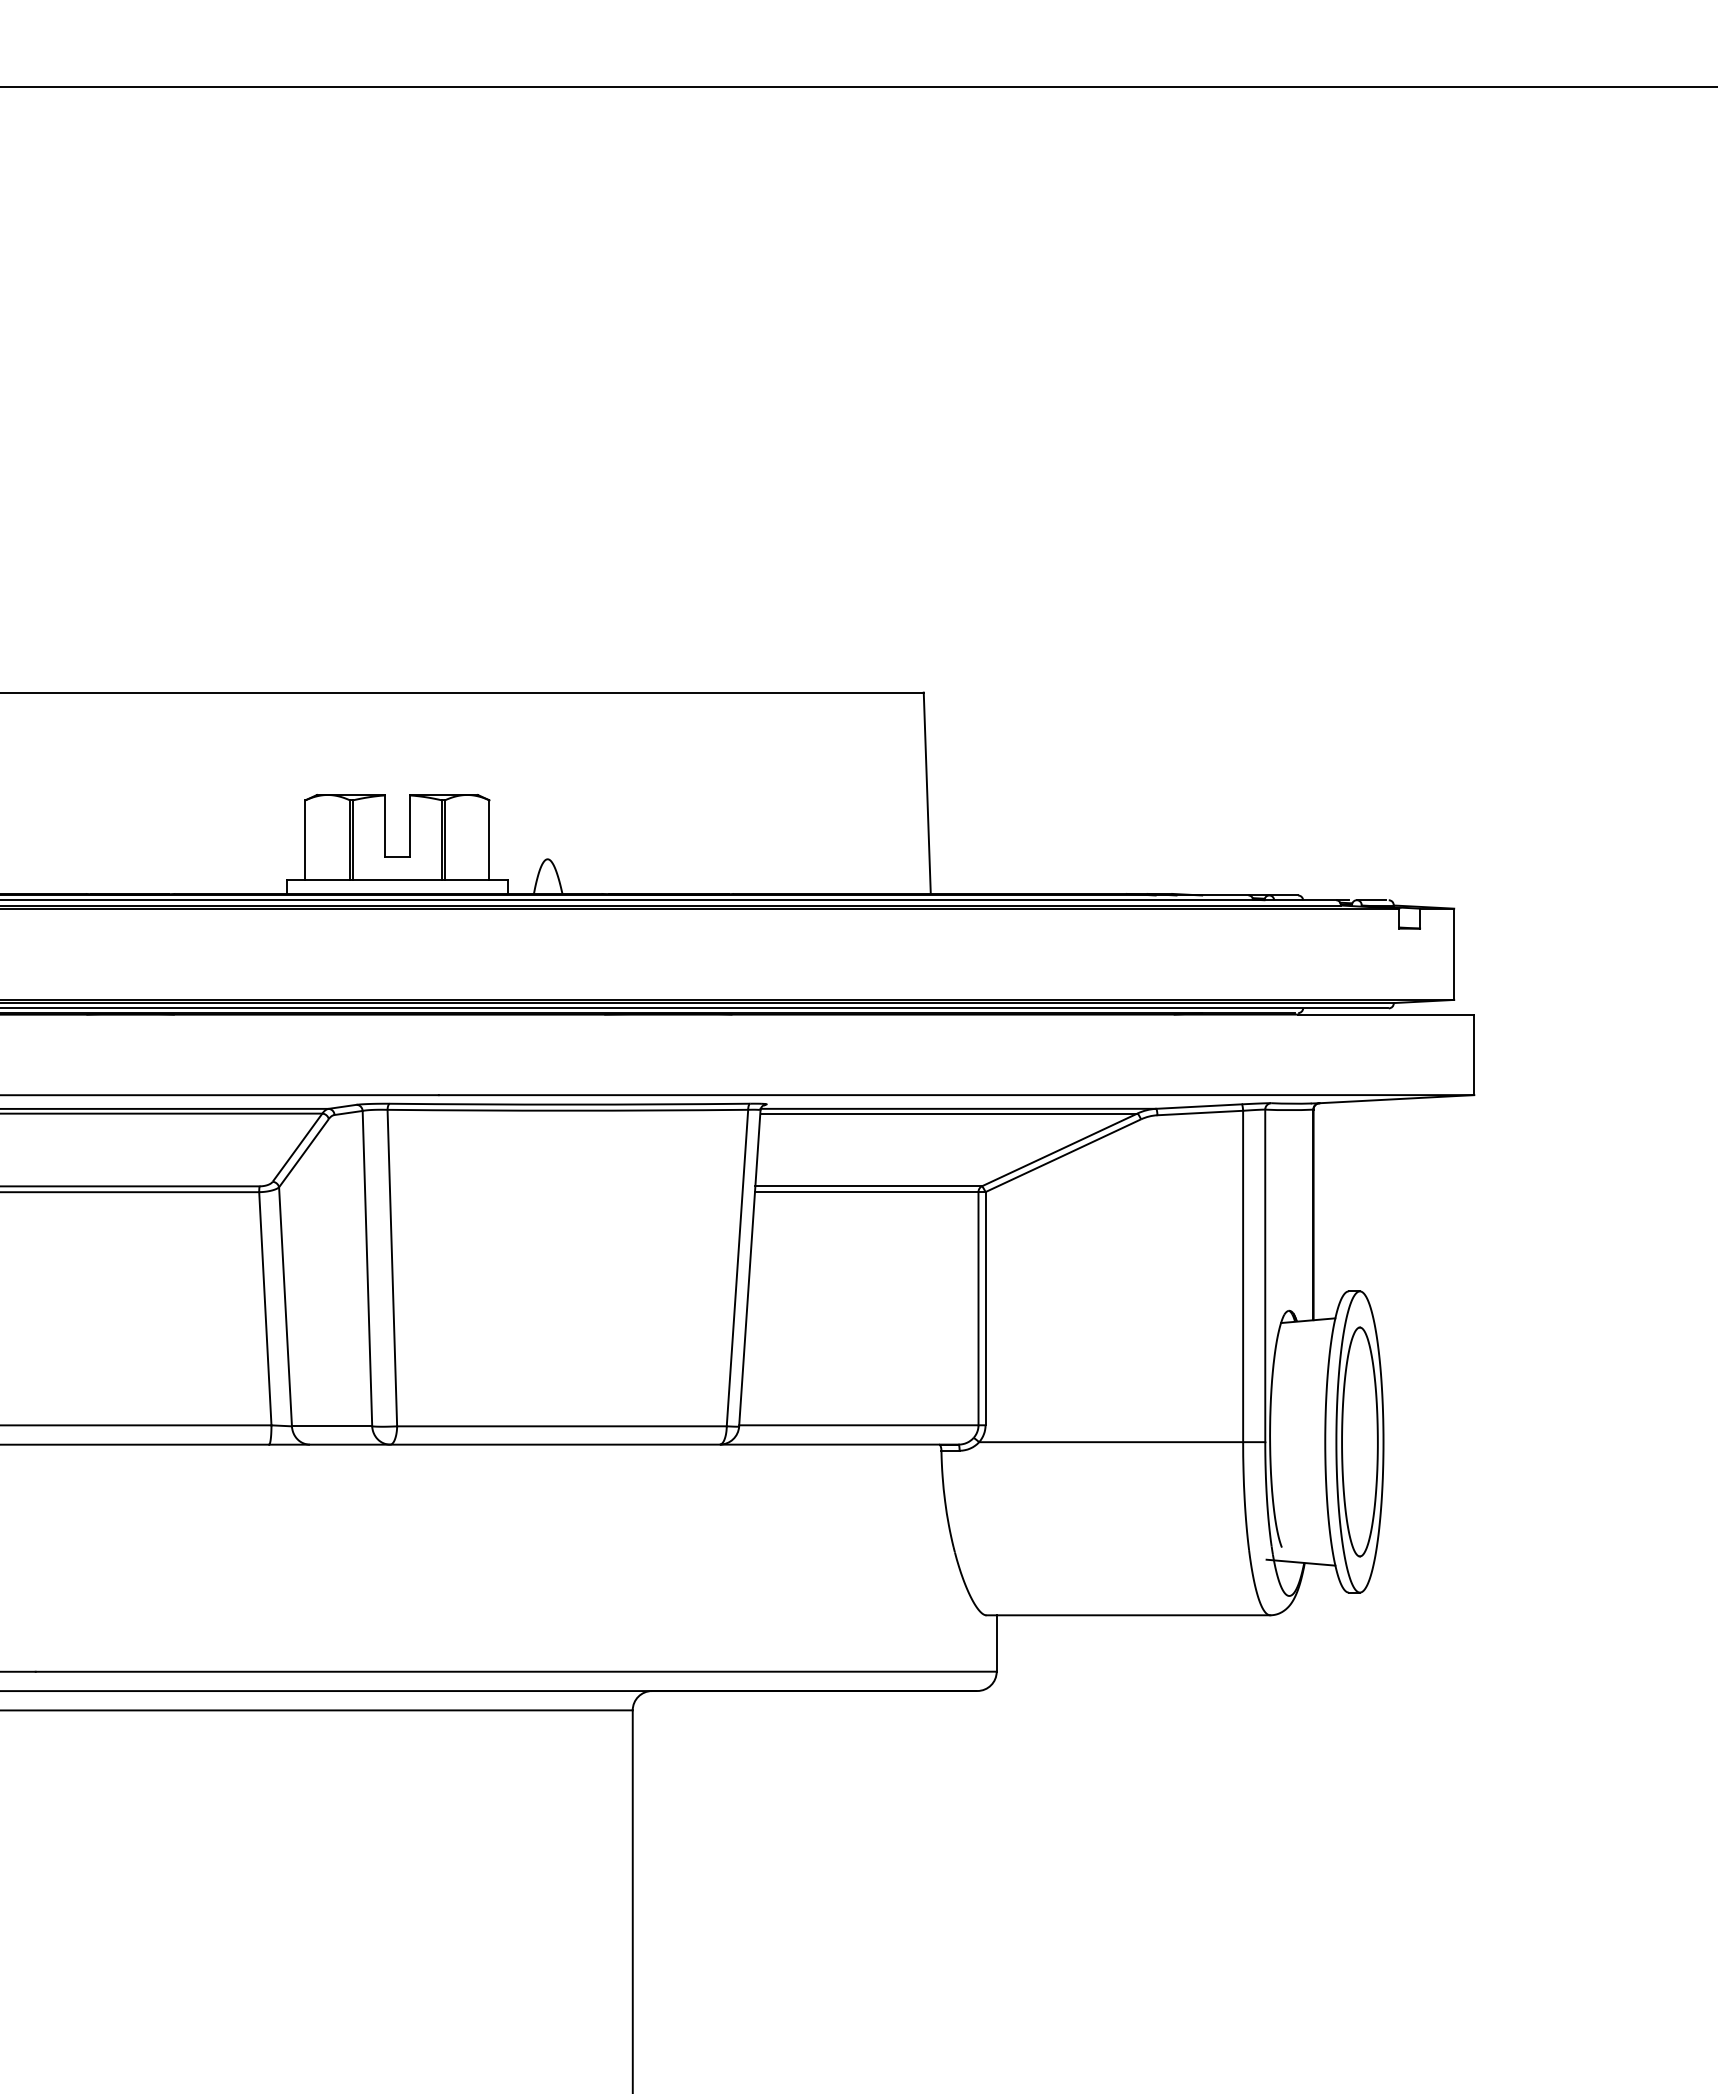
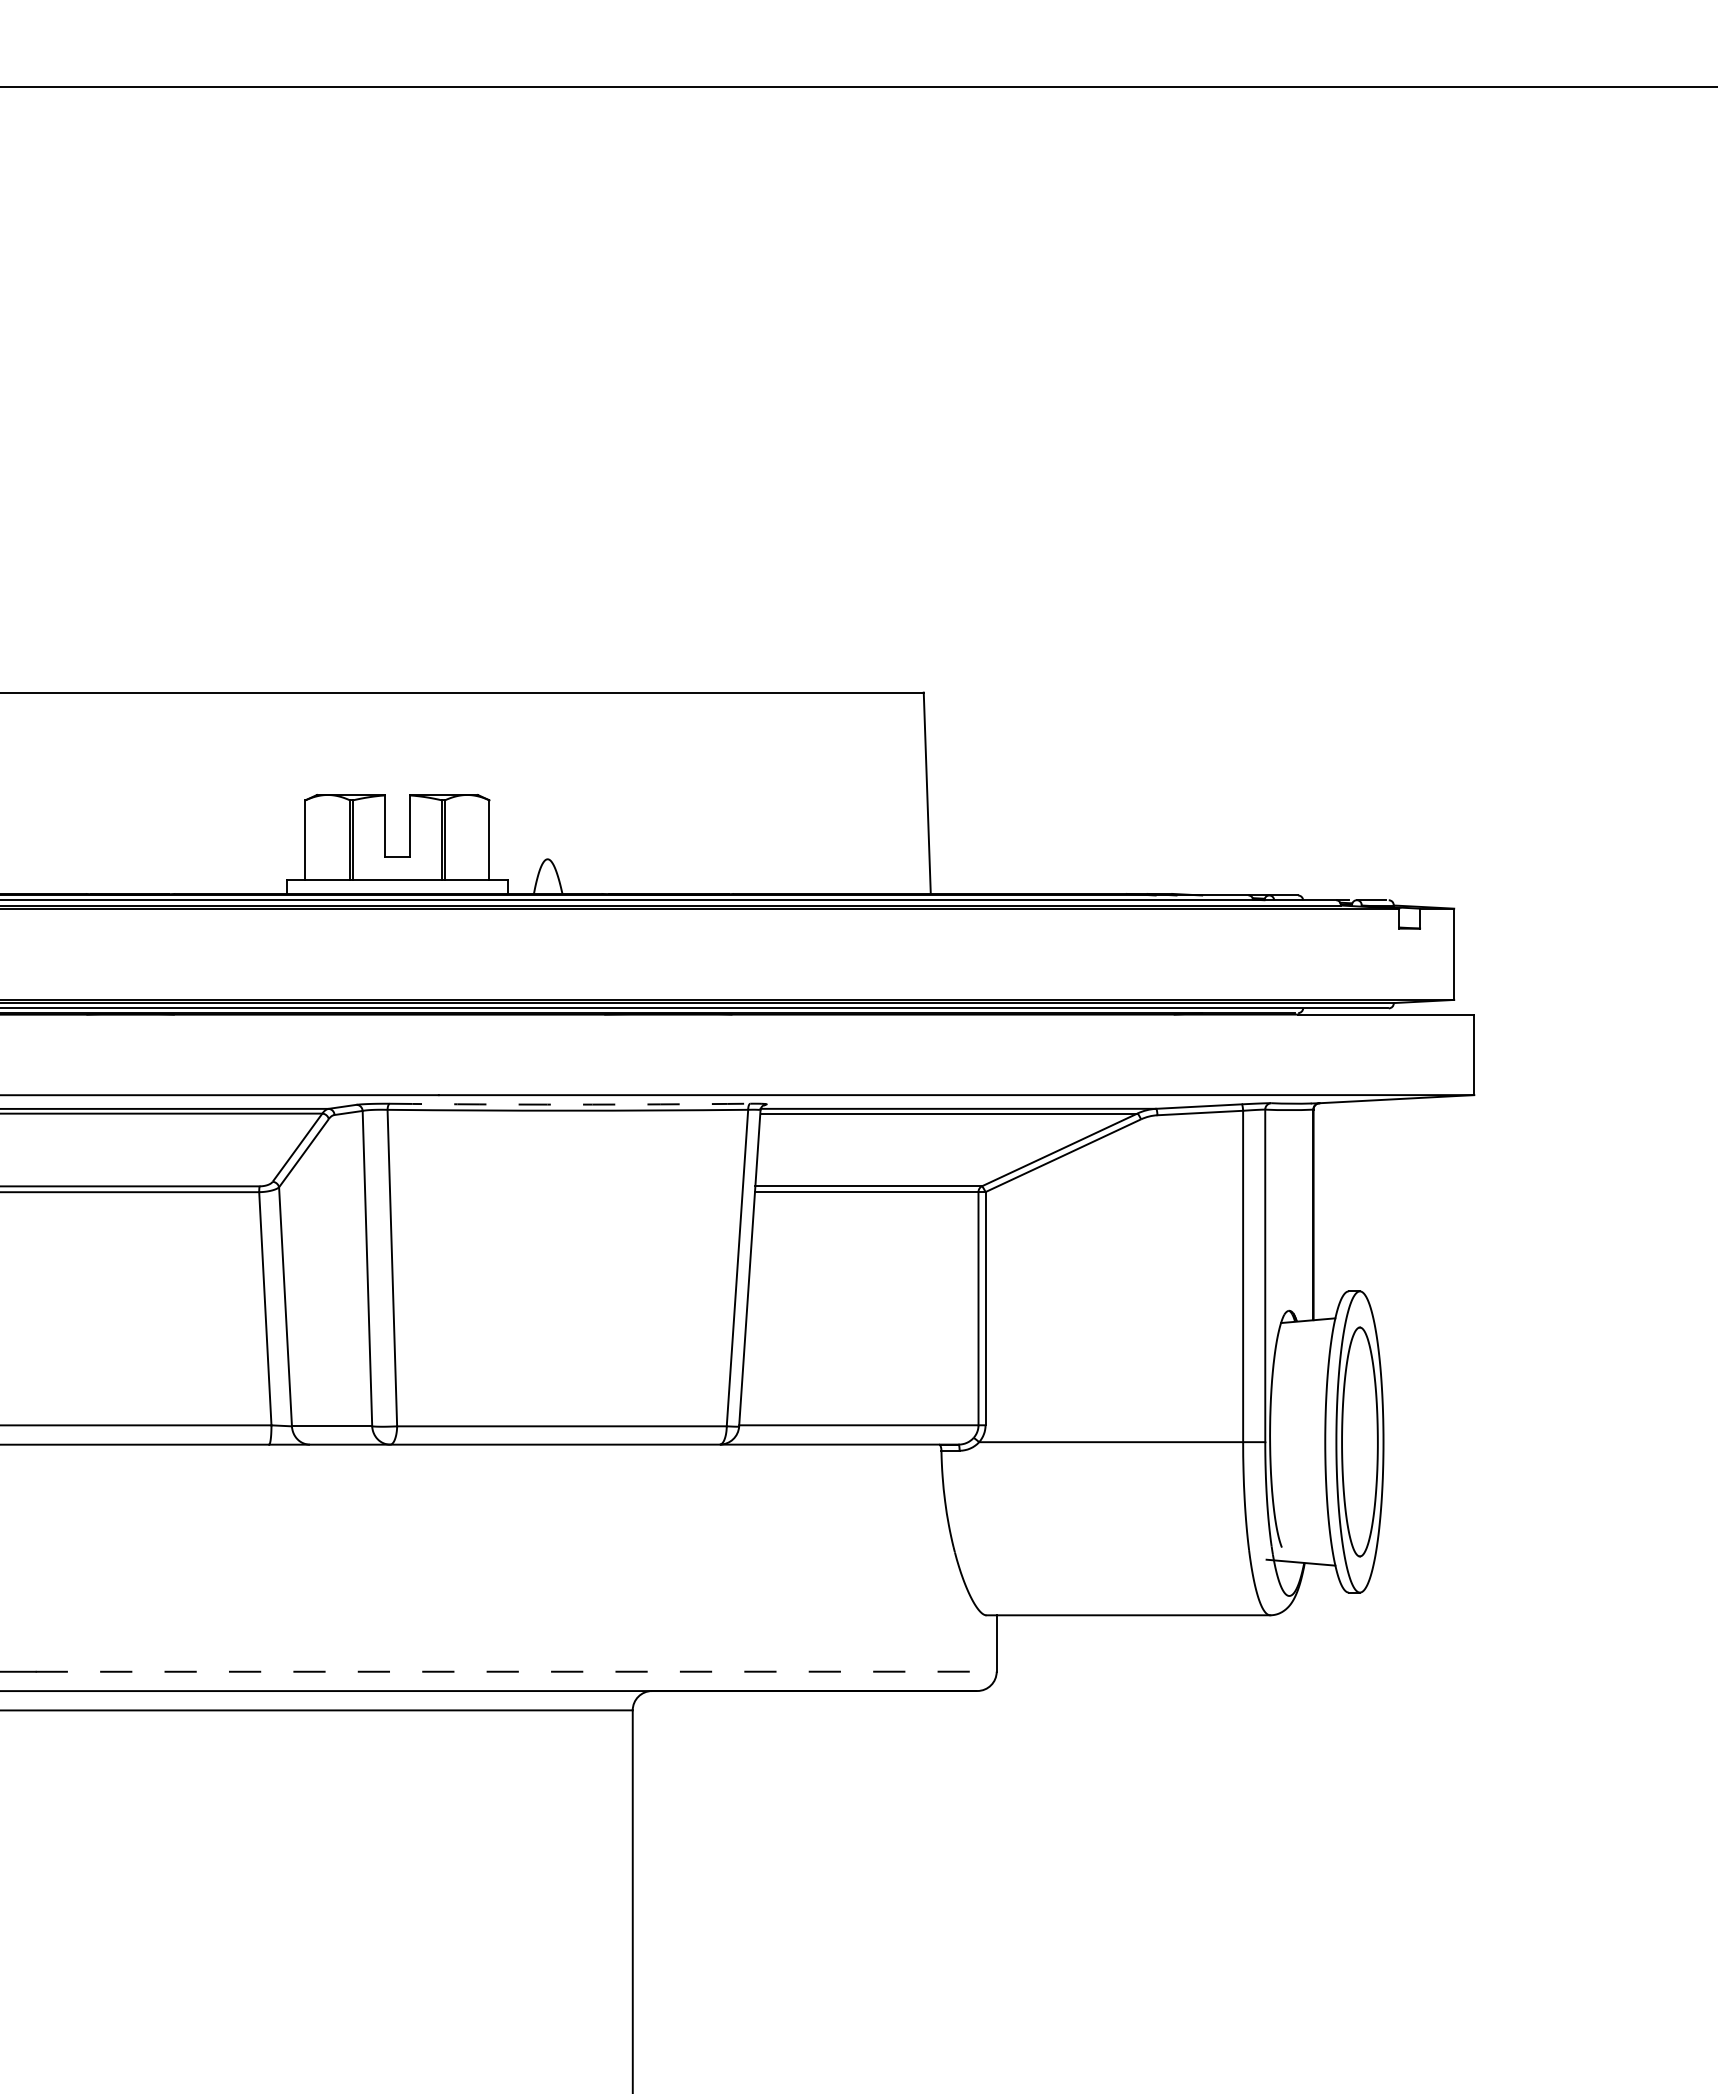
arc: solid -> dashed (570, 1104)
line: solid -> dashed (516, 1671)
